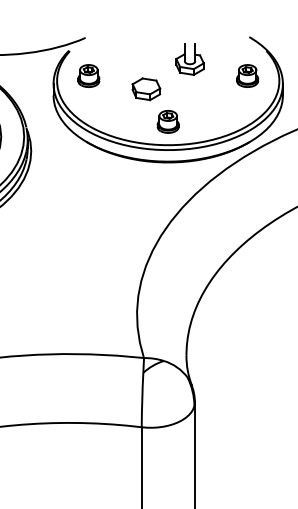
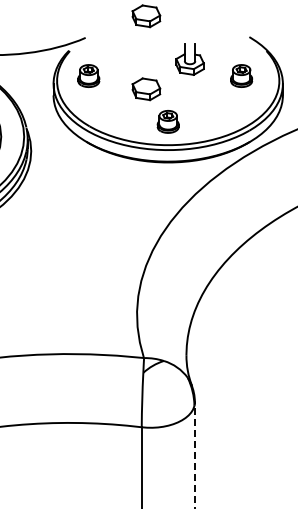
part: none -> present (146, 16)
part position: (247, 75) -> (241, 75) (241, 75)
line: solid -> dashed (194, 455)
